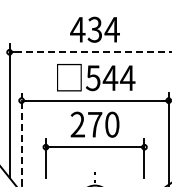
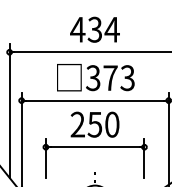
line: dashed -> solid (92, 52)
text: 544 -> 373 (110, 78)
text: 270 -> 250 (94, 124)
line: dashed -> solid (21, 139)
